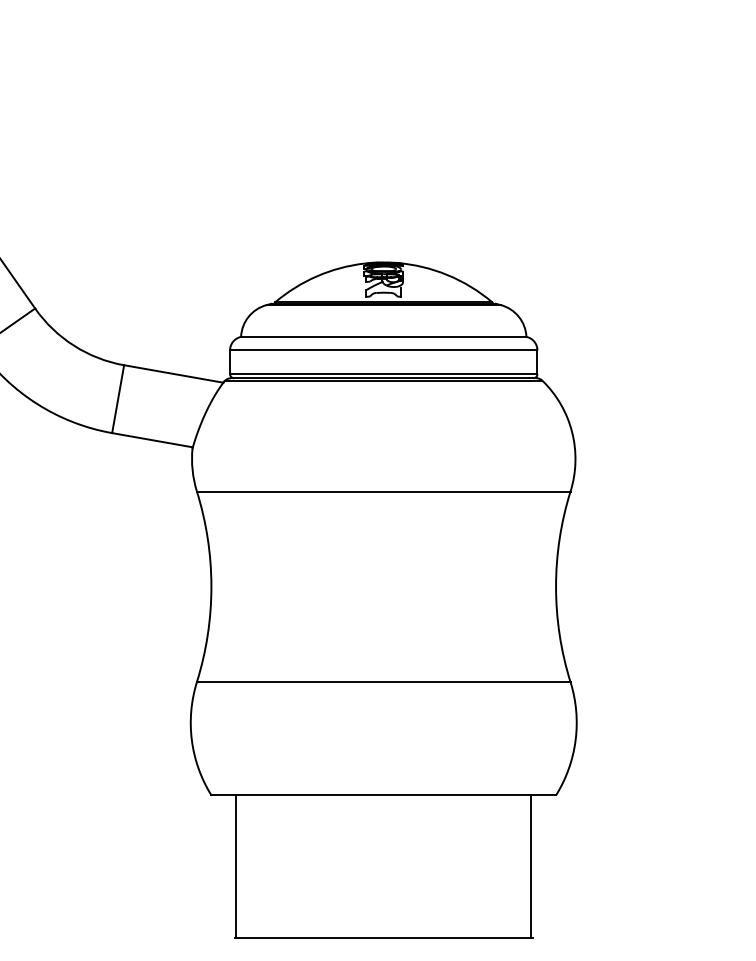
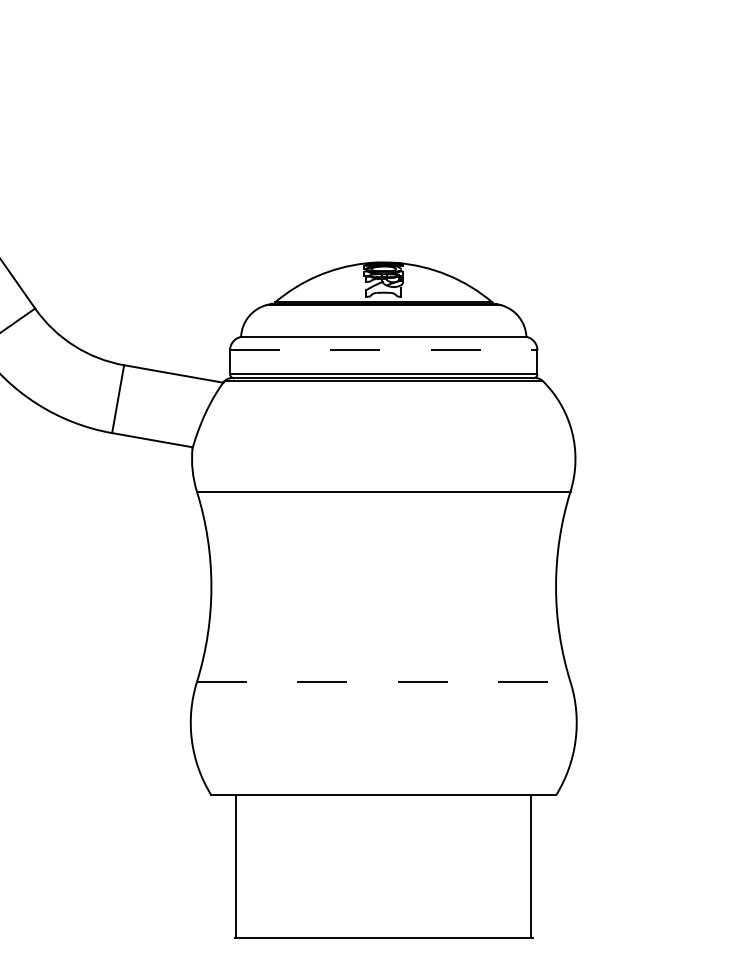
line: solid -> dashed (383, 350)
line: solid -> dashed (383, 682)
